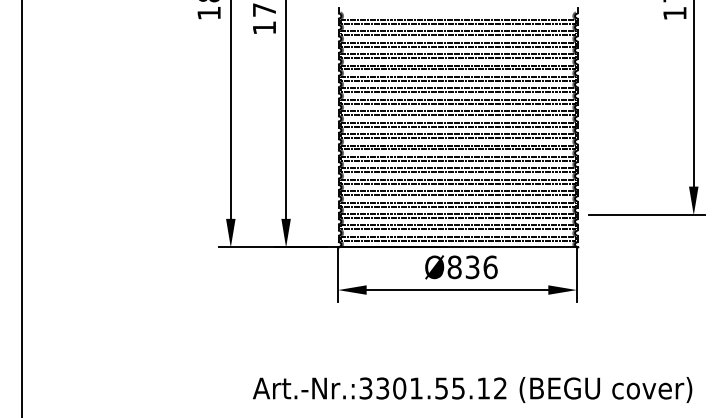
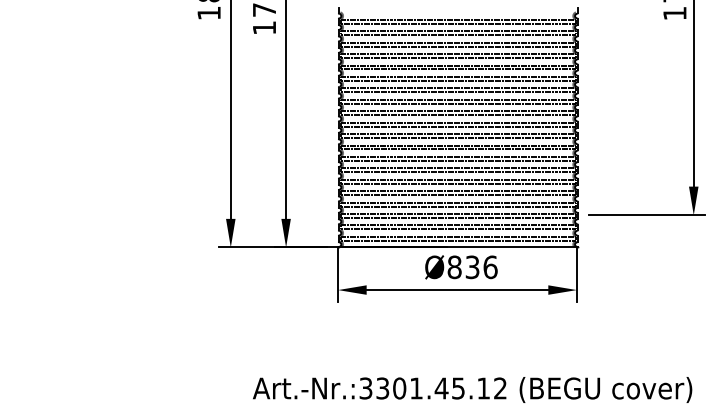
line: present -> none (21, 208)
text: Art.-Nr.:3301.55.12 -> Art.-Nr.:3301.45.12 (441, 388)
